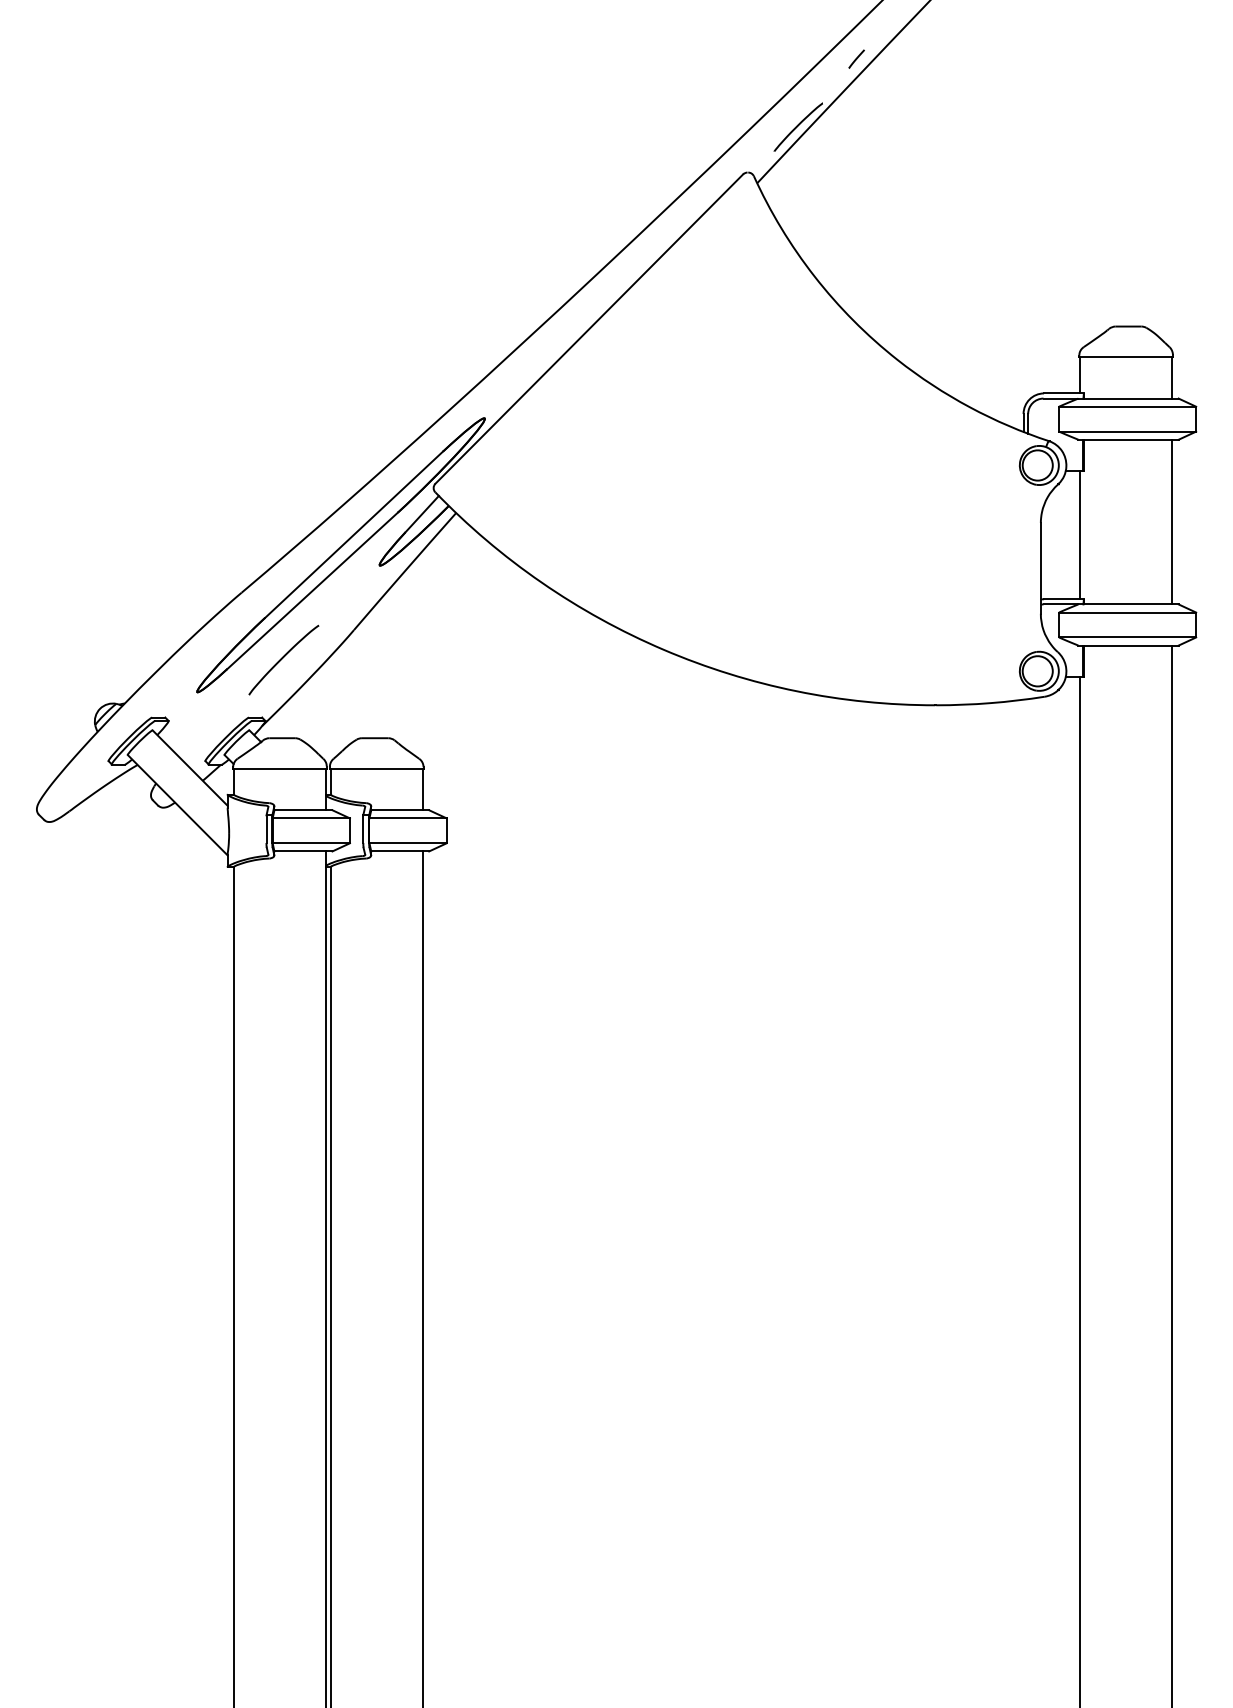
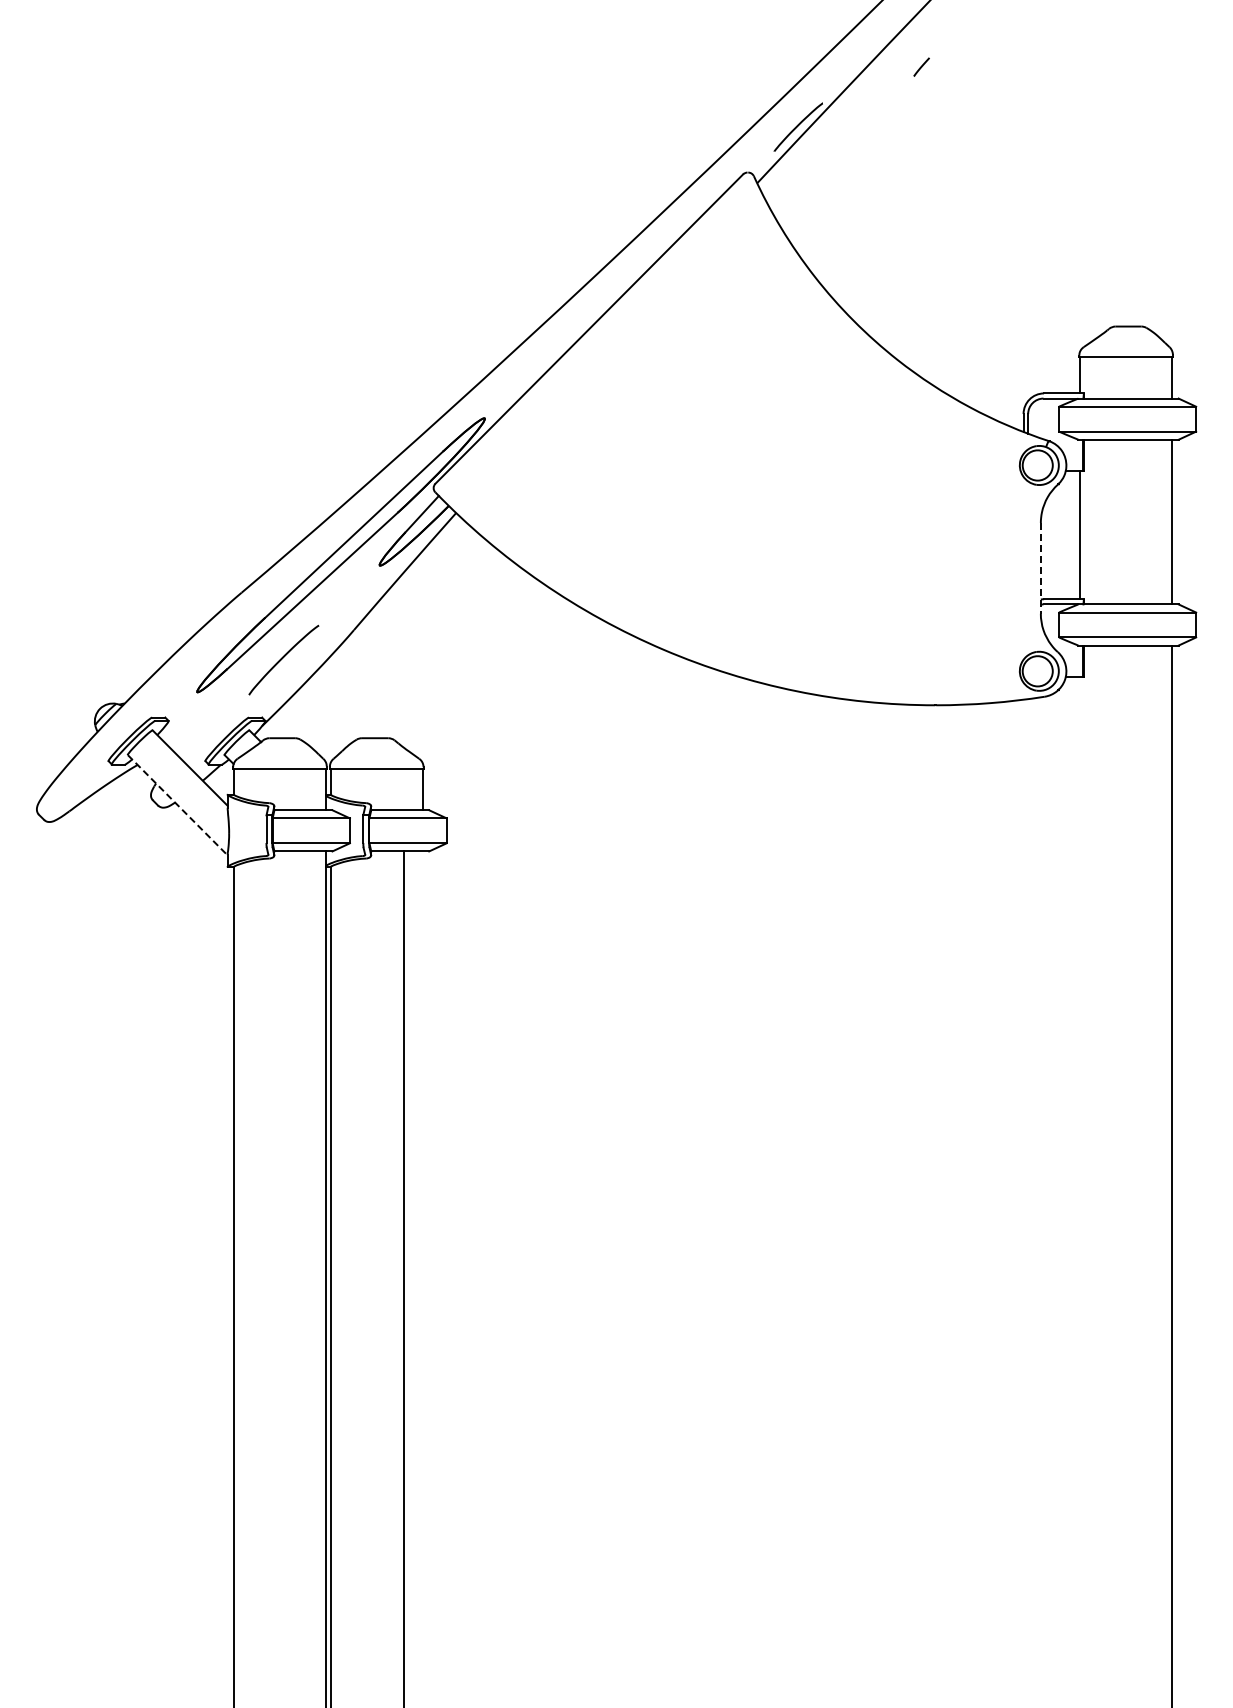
line position: (856, 58) -> (921, 66) (921, 66)
line: solid -> dashed (1040, 568)
line: solid -> dashed (177, 805)
line: present -> none (1080, 1190)
line position: (422, 1277) -> (403, 1277) (403, 1277)
